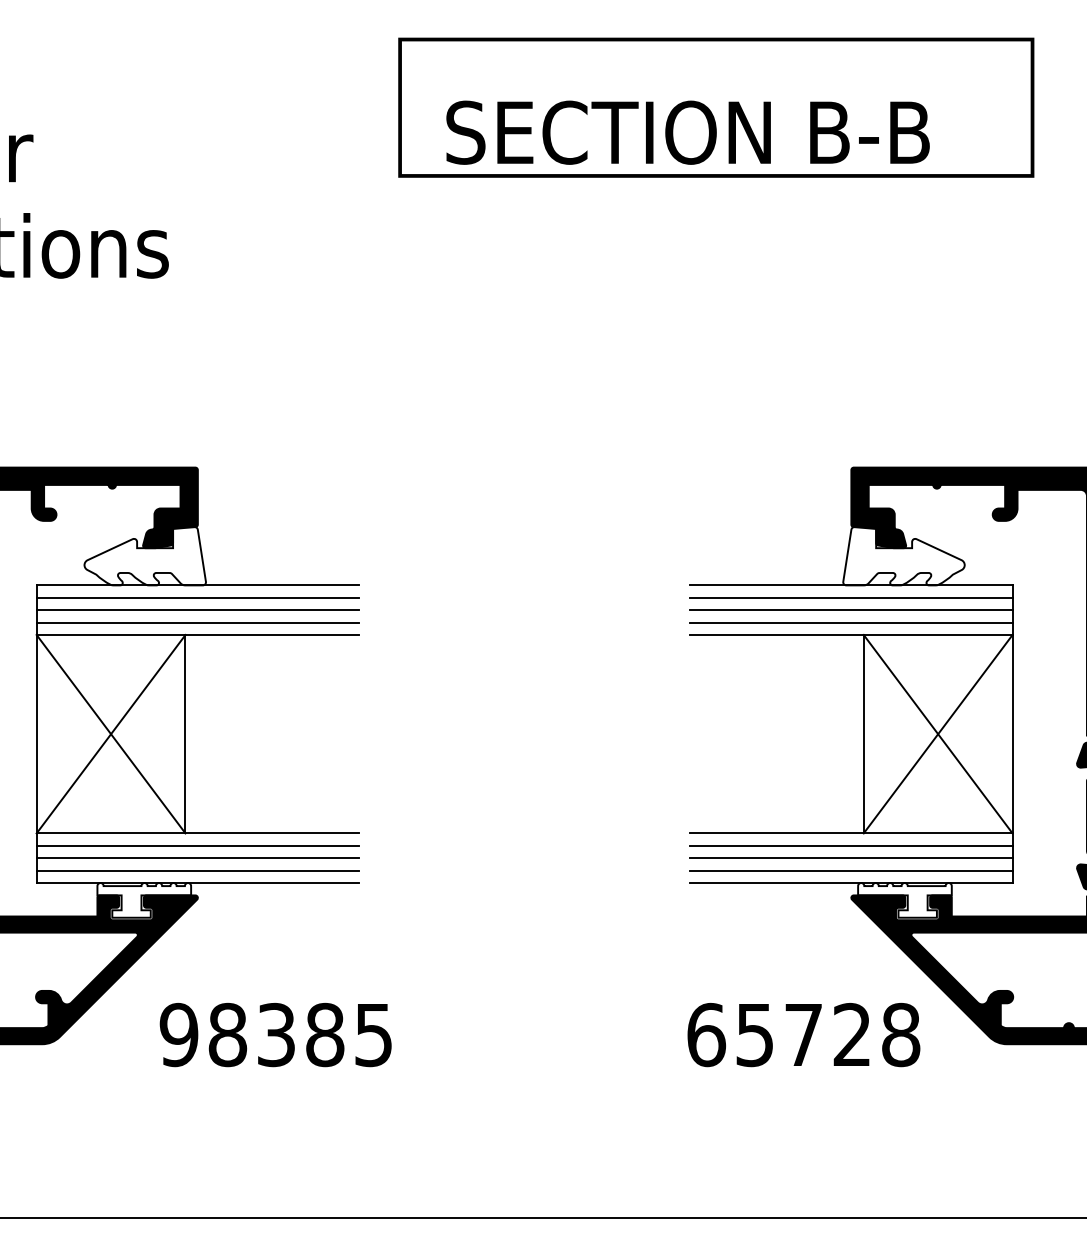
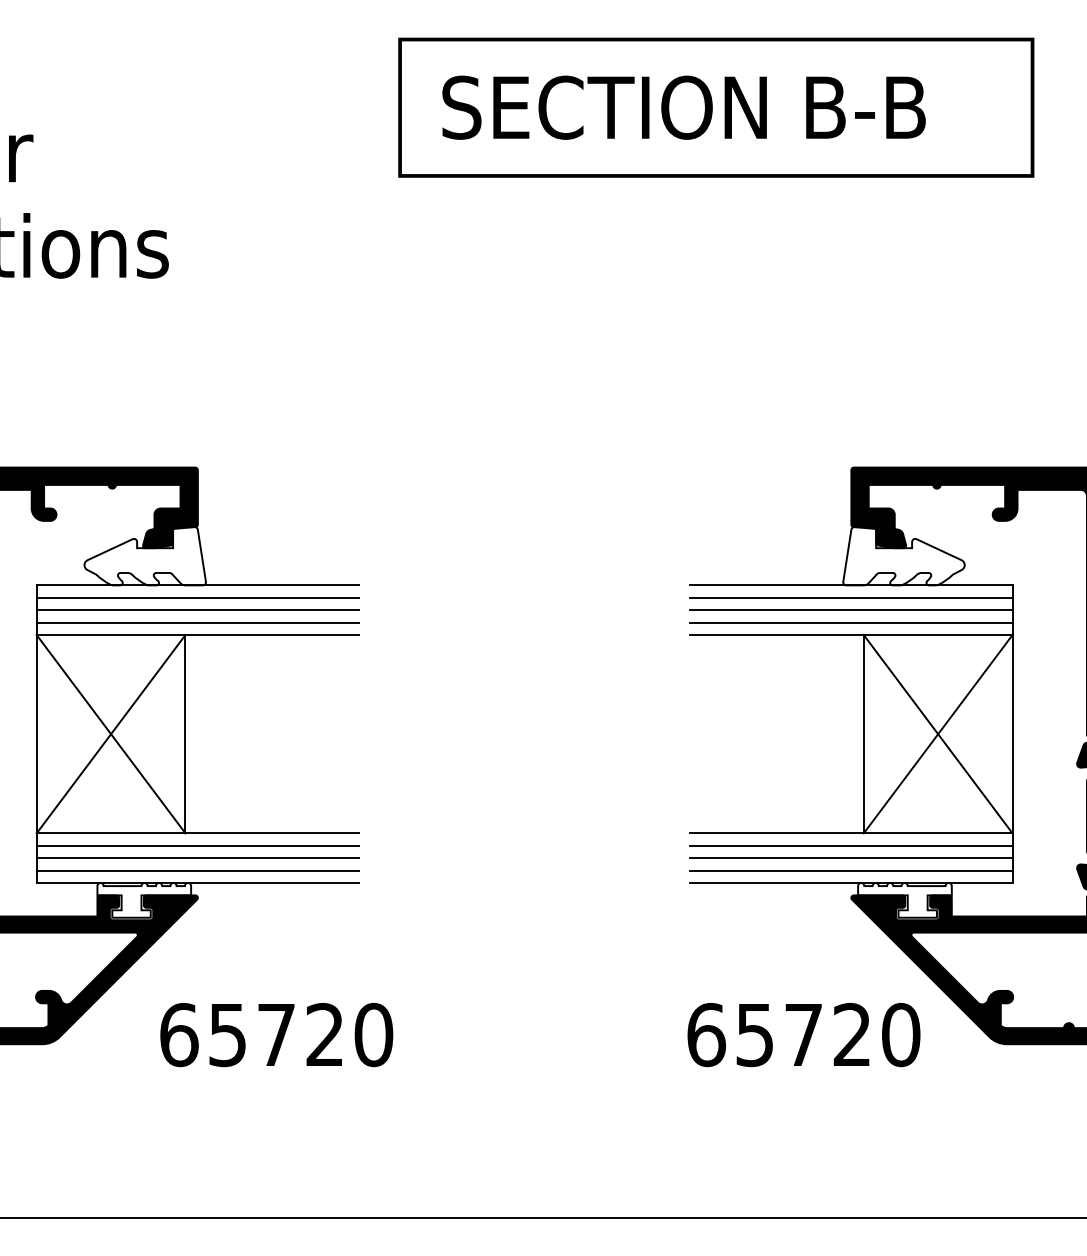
text position: (687, 132) -> (683, 107) (683, 107)
text: 98385 -> 65720 (276, 1034)
text: 65728 -> 65720 (901, 1034)
